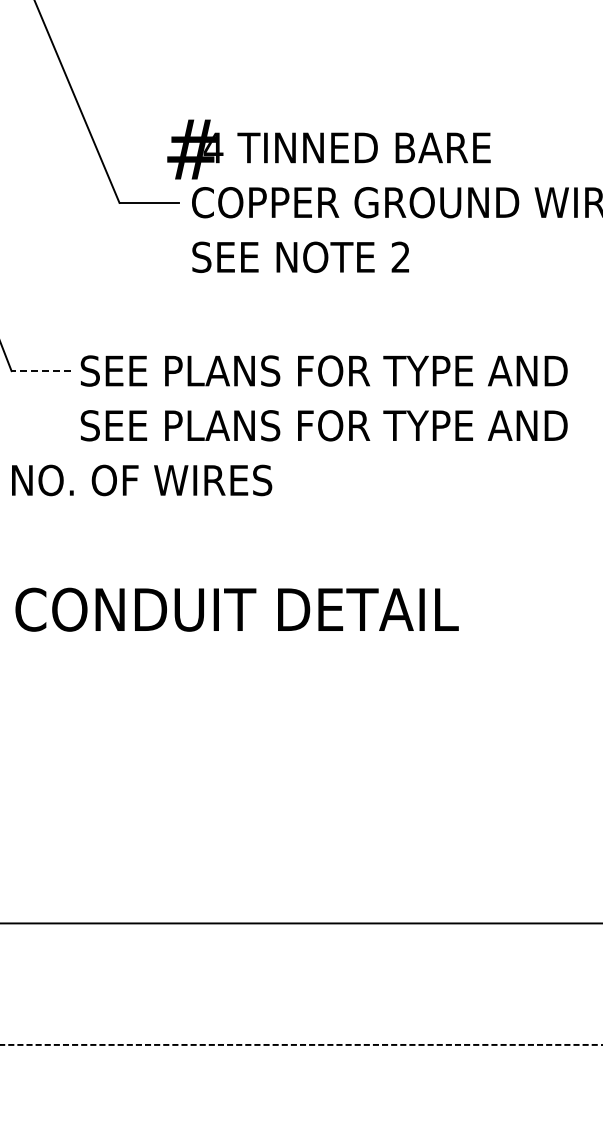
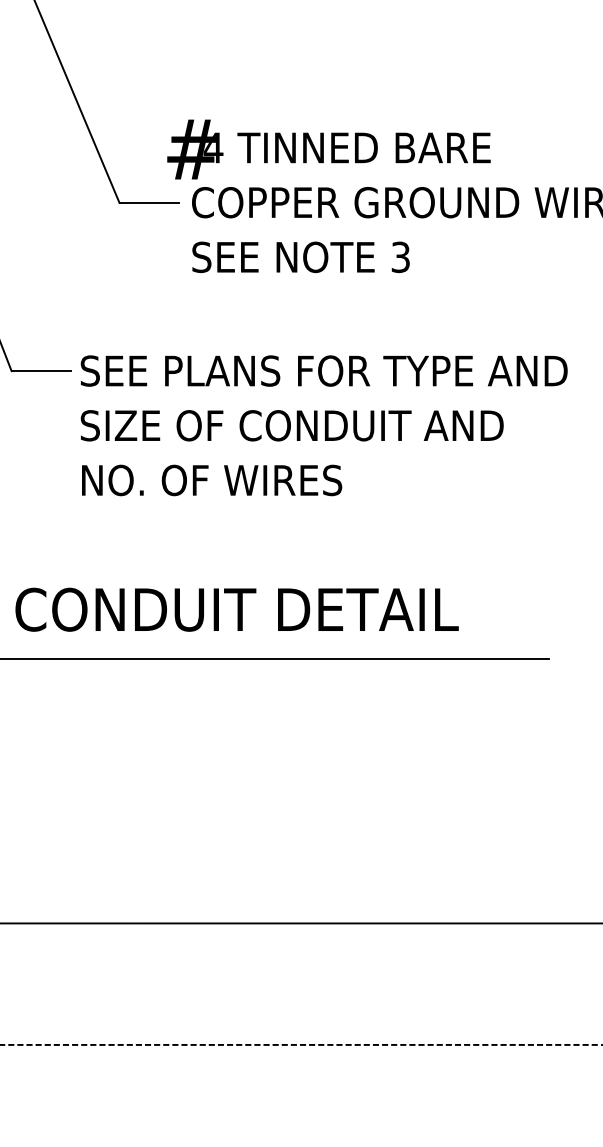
text: 2 -> 3 (400, 257)
line: dashed -> solid (41, 371)
text: SEE PLANS FOR TYPE AND -> SIZE OF CONDUIT AND (338, 425)
text position: (142, 480) -> (212, 480) (212, 480)
line: none -> present (275, 658)
